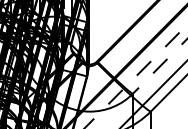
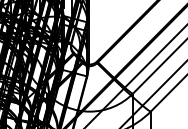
line: dashed -> solid (160, 66)
line: dashed -> solid (135, 76)
